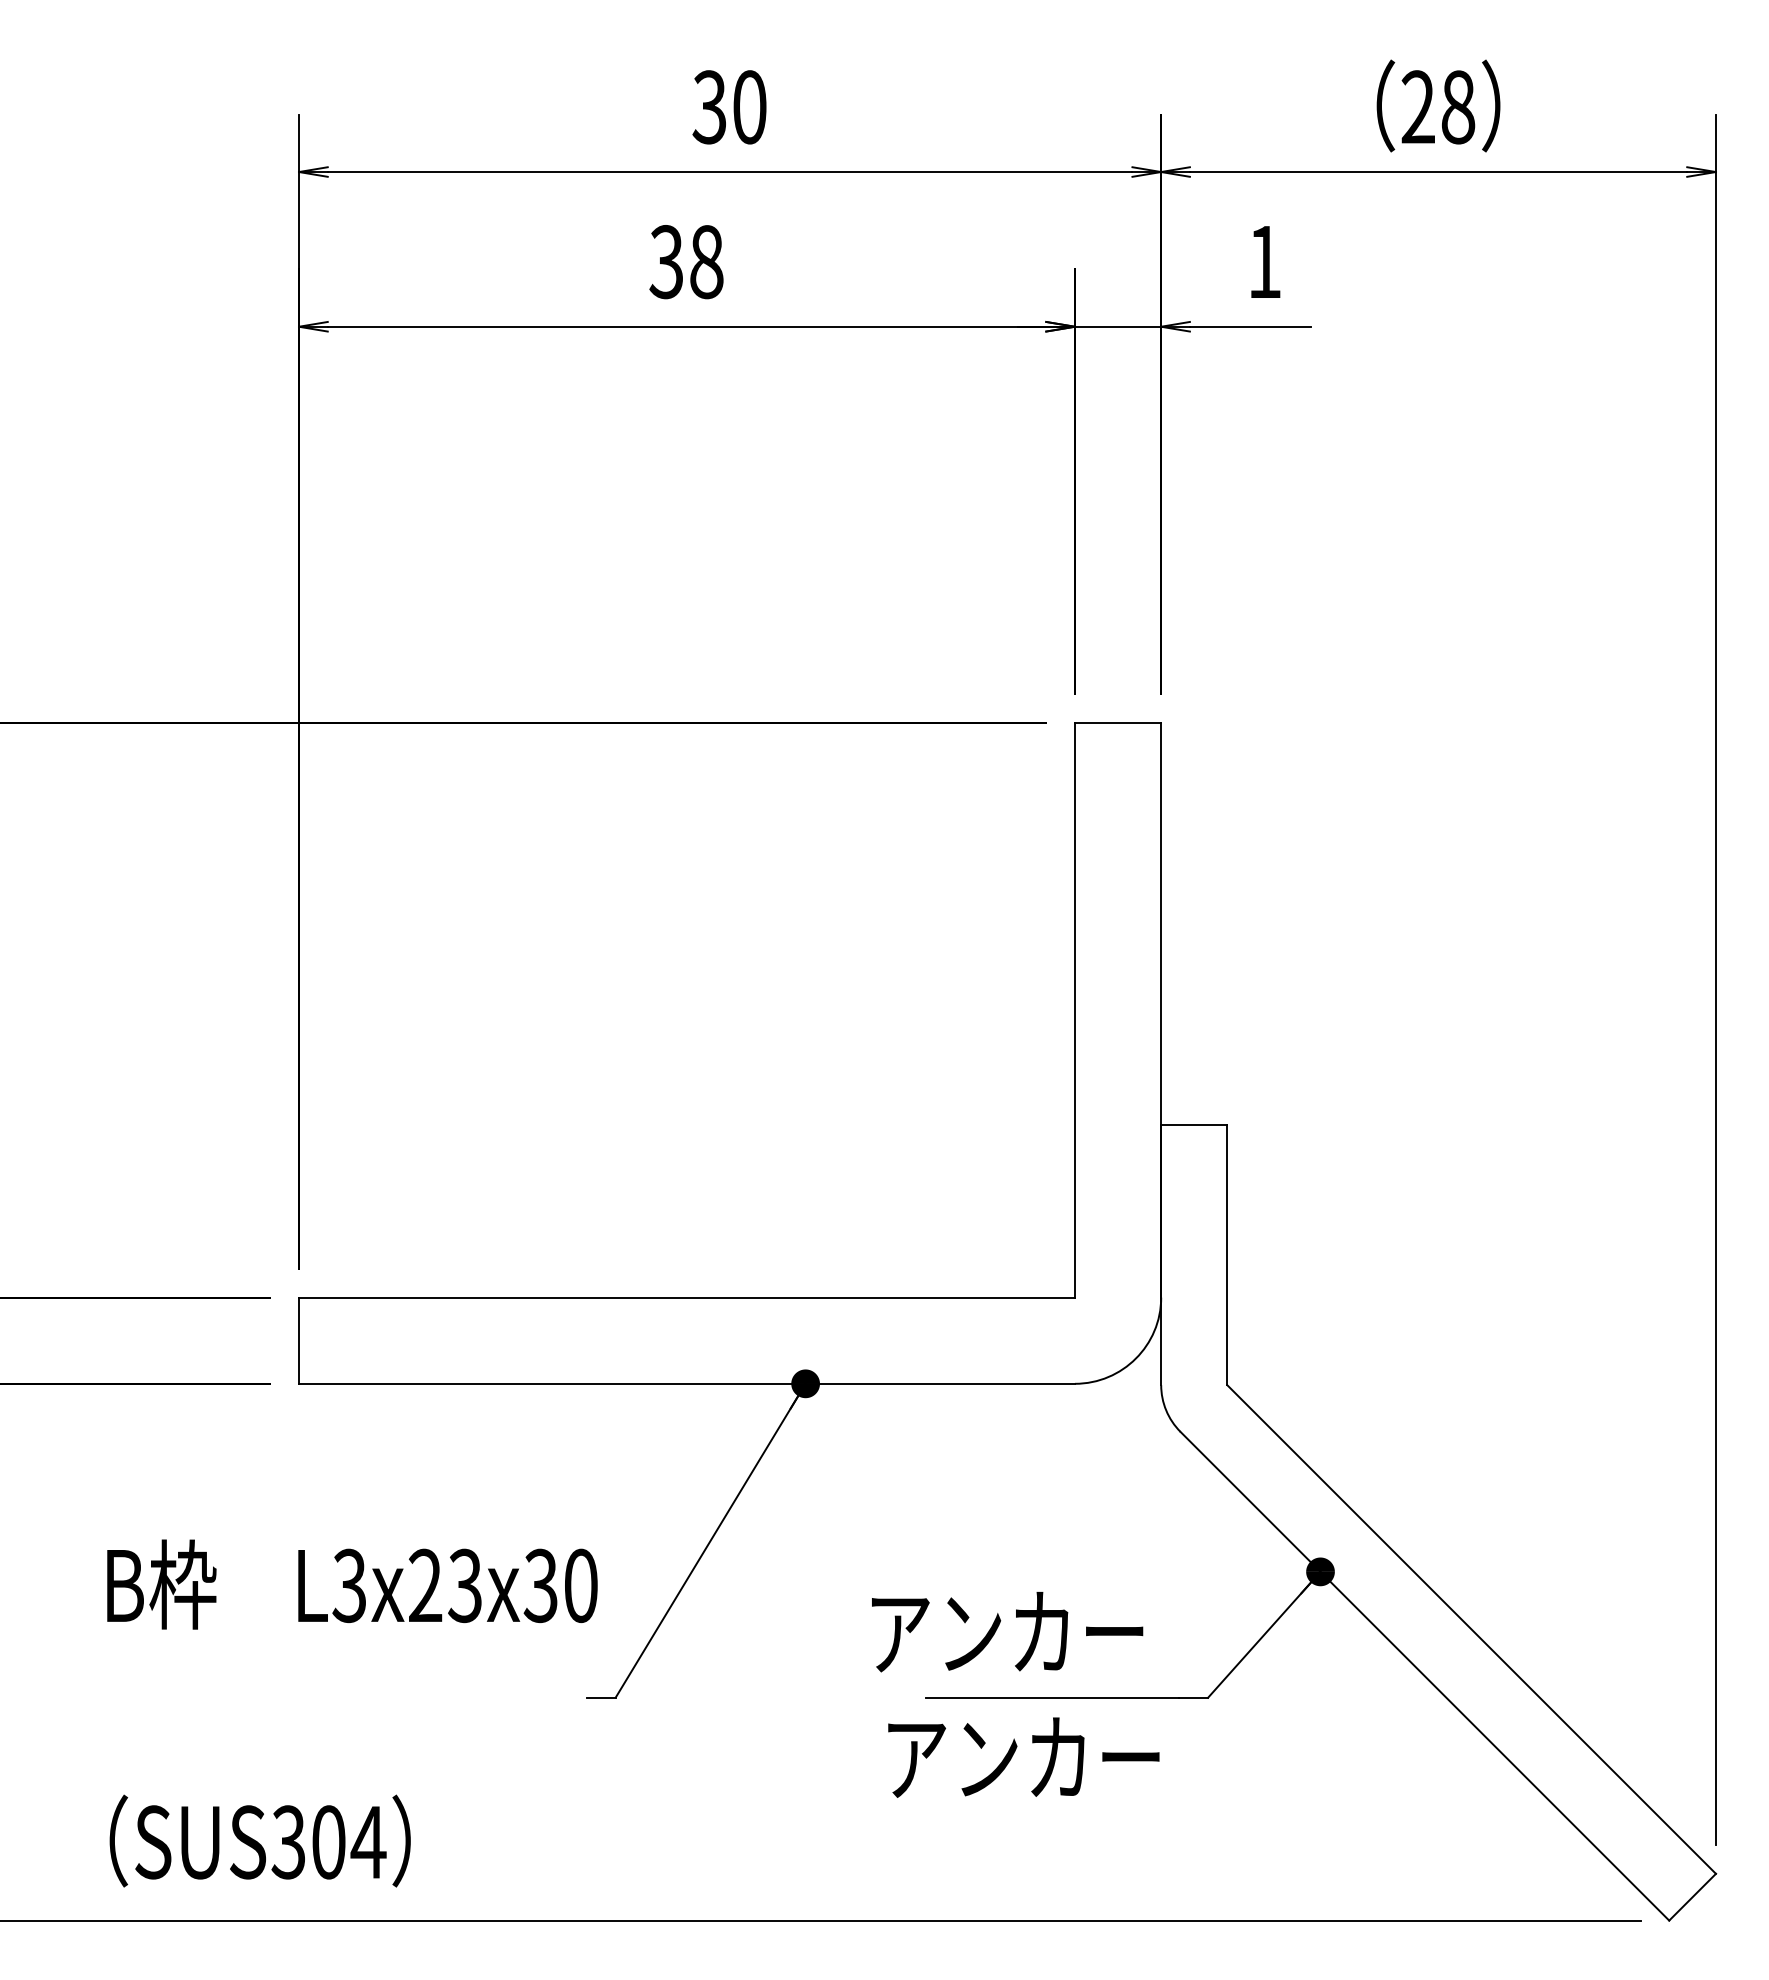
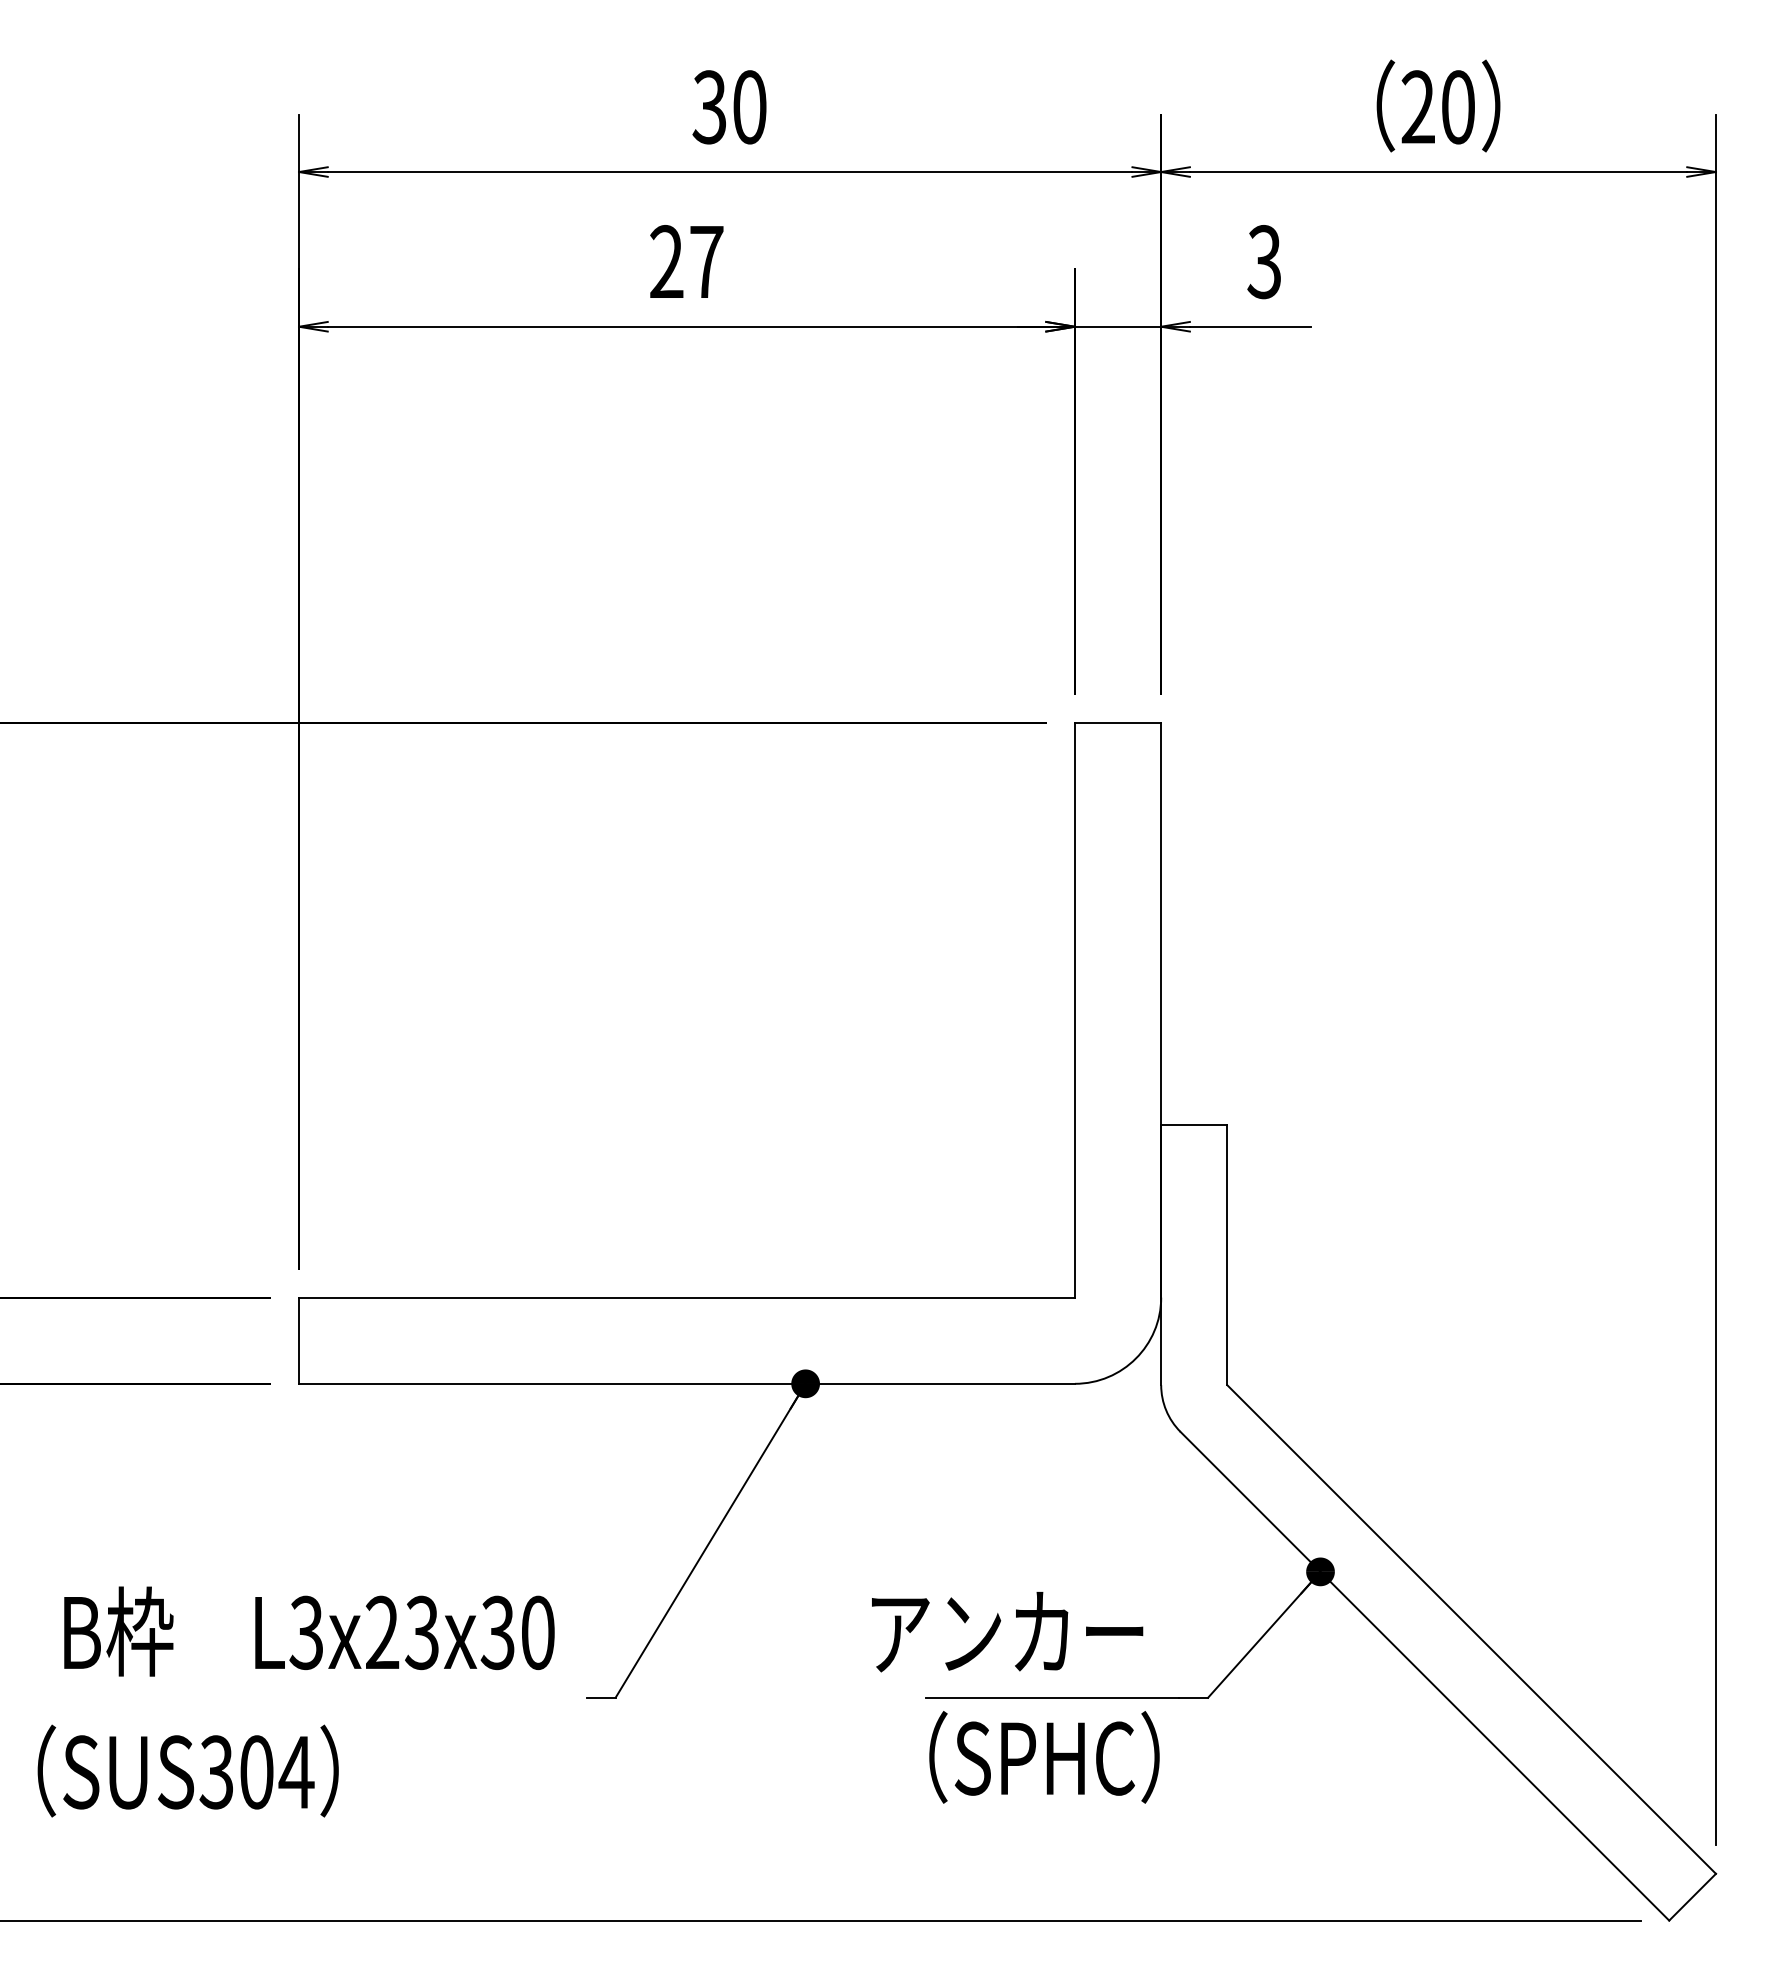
text: 28 -> 20 (1458, 107)
text: 38 -> 27 (686, 262)
text: 1 -> 3 (1263, 262)
text position: (352, 1584) -> (309, 1631) (309, 1631)
text: アンカー -> （SPHC） (1023, 1757)
text position: (259, 1840) -> (187, 1770) (187, 1770)
